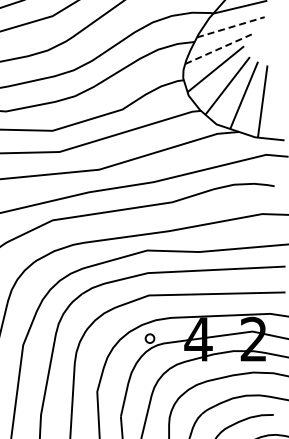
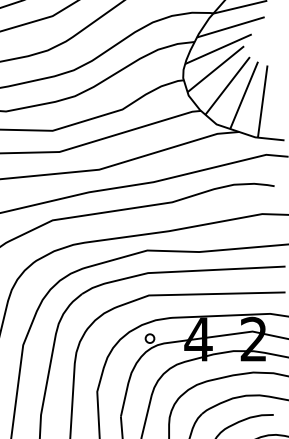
line: dashed -> solid (231, 27)
line: dashed -> solid (218, 49)
